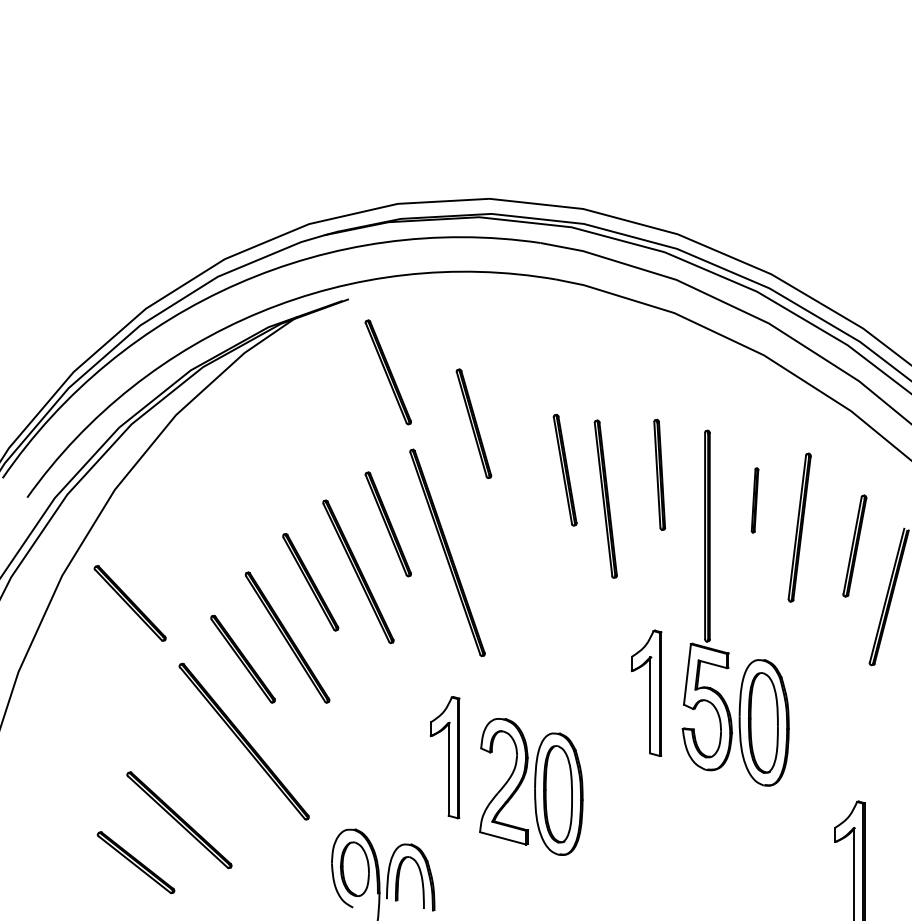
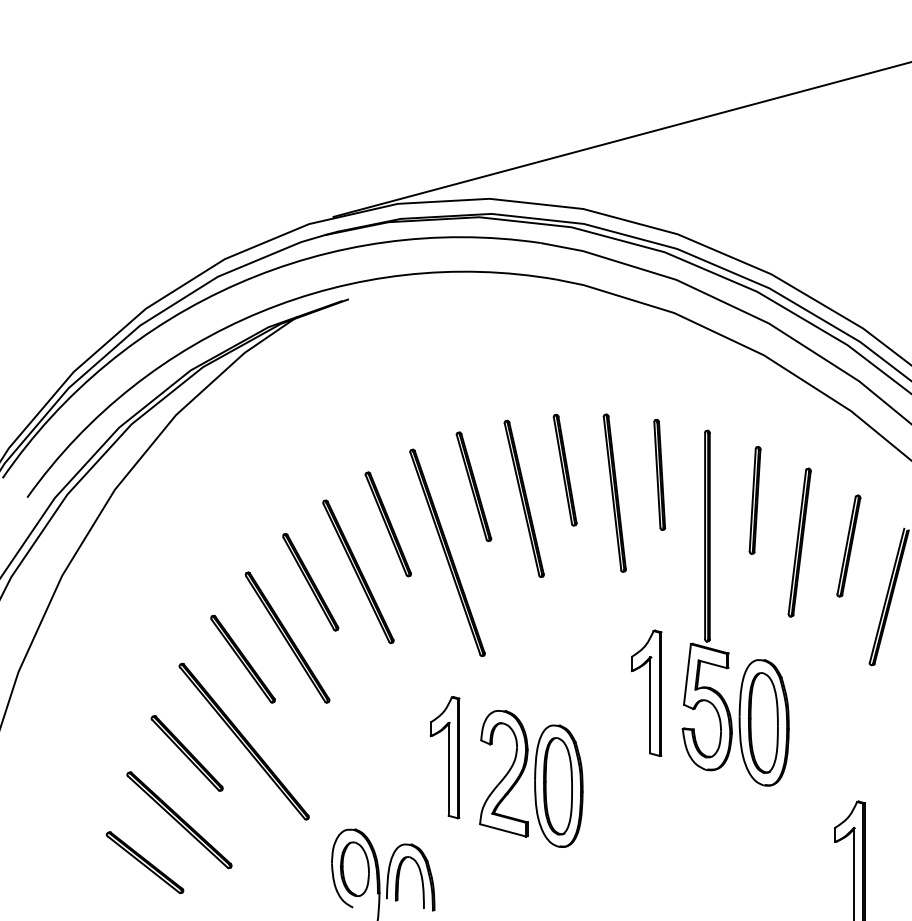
line: none -> present (620, 139)
part: present -> none (387, 372)
part position: (473, 423) -> (473, 486) (473, 486)
part: none -> present (523, 498)
part position: (605, 498) -> (614, 492) (614, 492)
part size: 10x67 px -> 14x109 px (754, 500)
part position: (799, 527) -> (799, 542) (799, 542)
part position: (854, 545) -> (848, 545) (848, 545)
part position: (129, 603) -> (186, 753) (186, 753)
part position: (531, 786) -> (531, 778) (531, 778)
part position: (135, 862) -> (144, 862) (144, 862)
